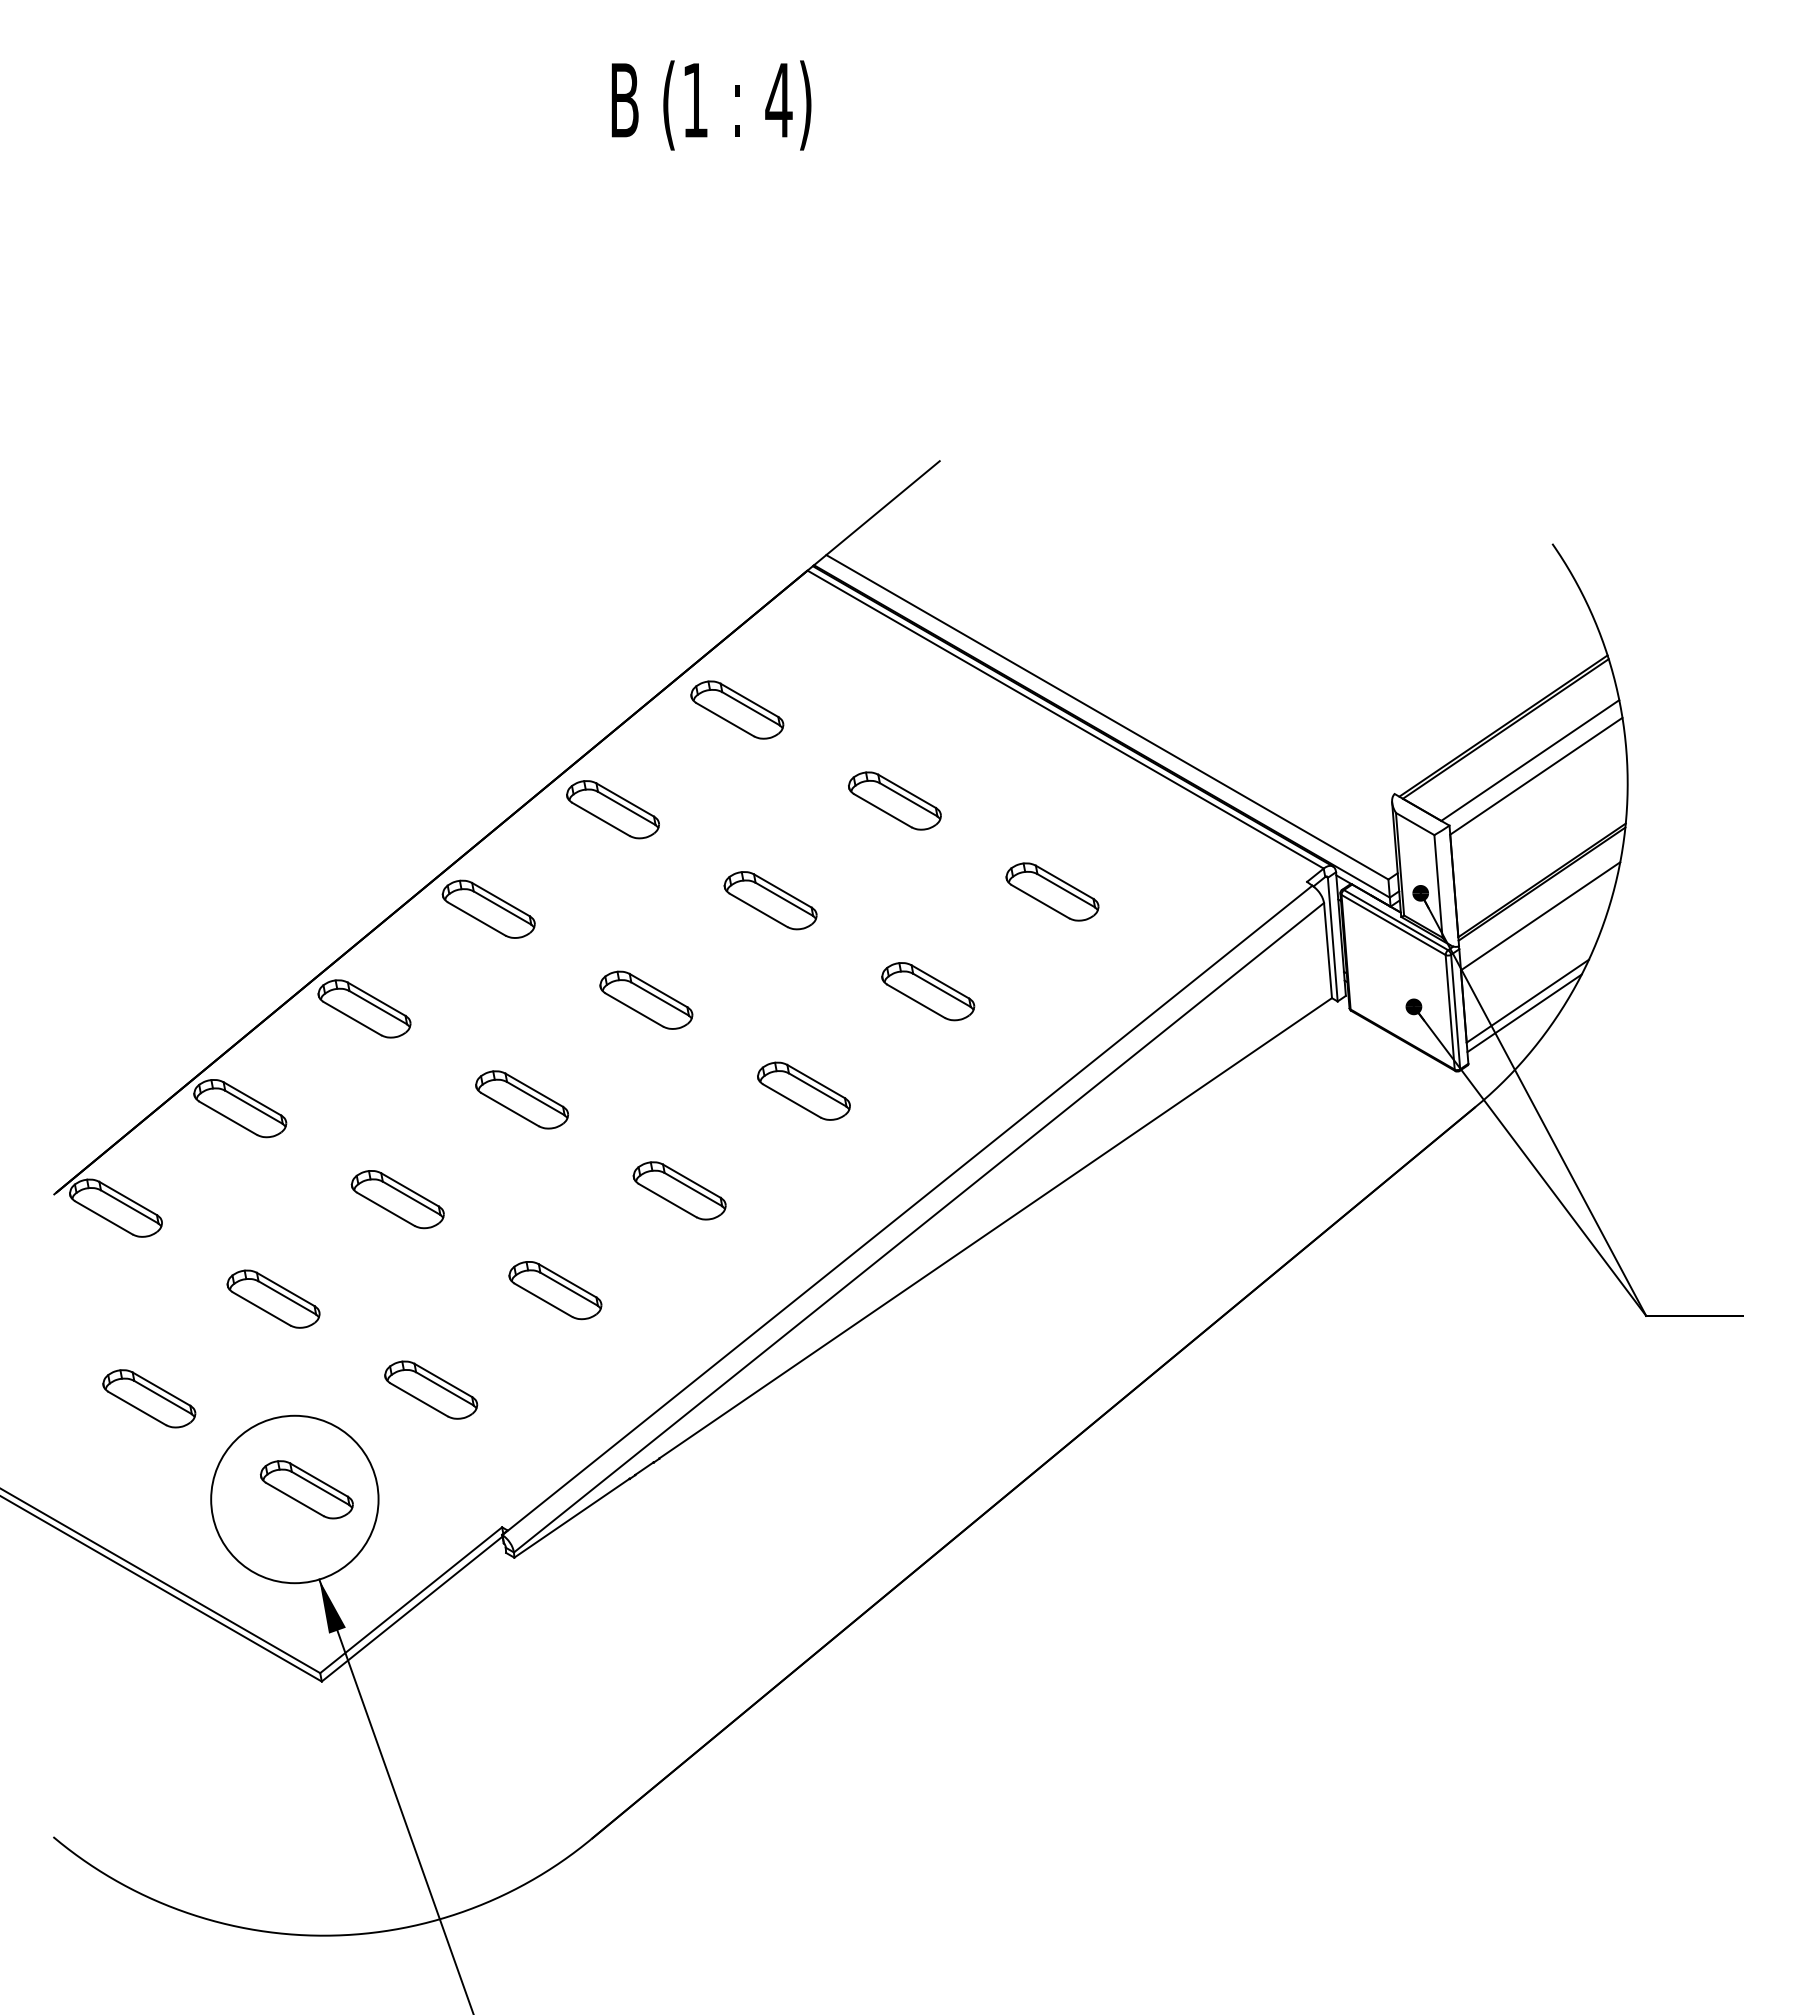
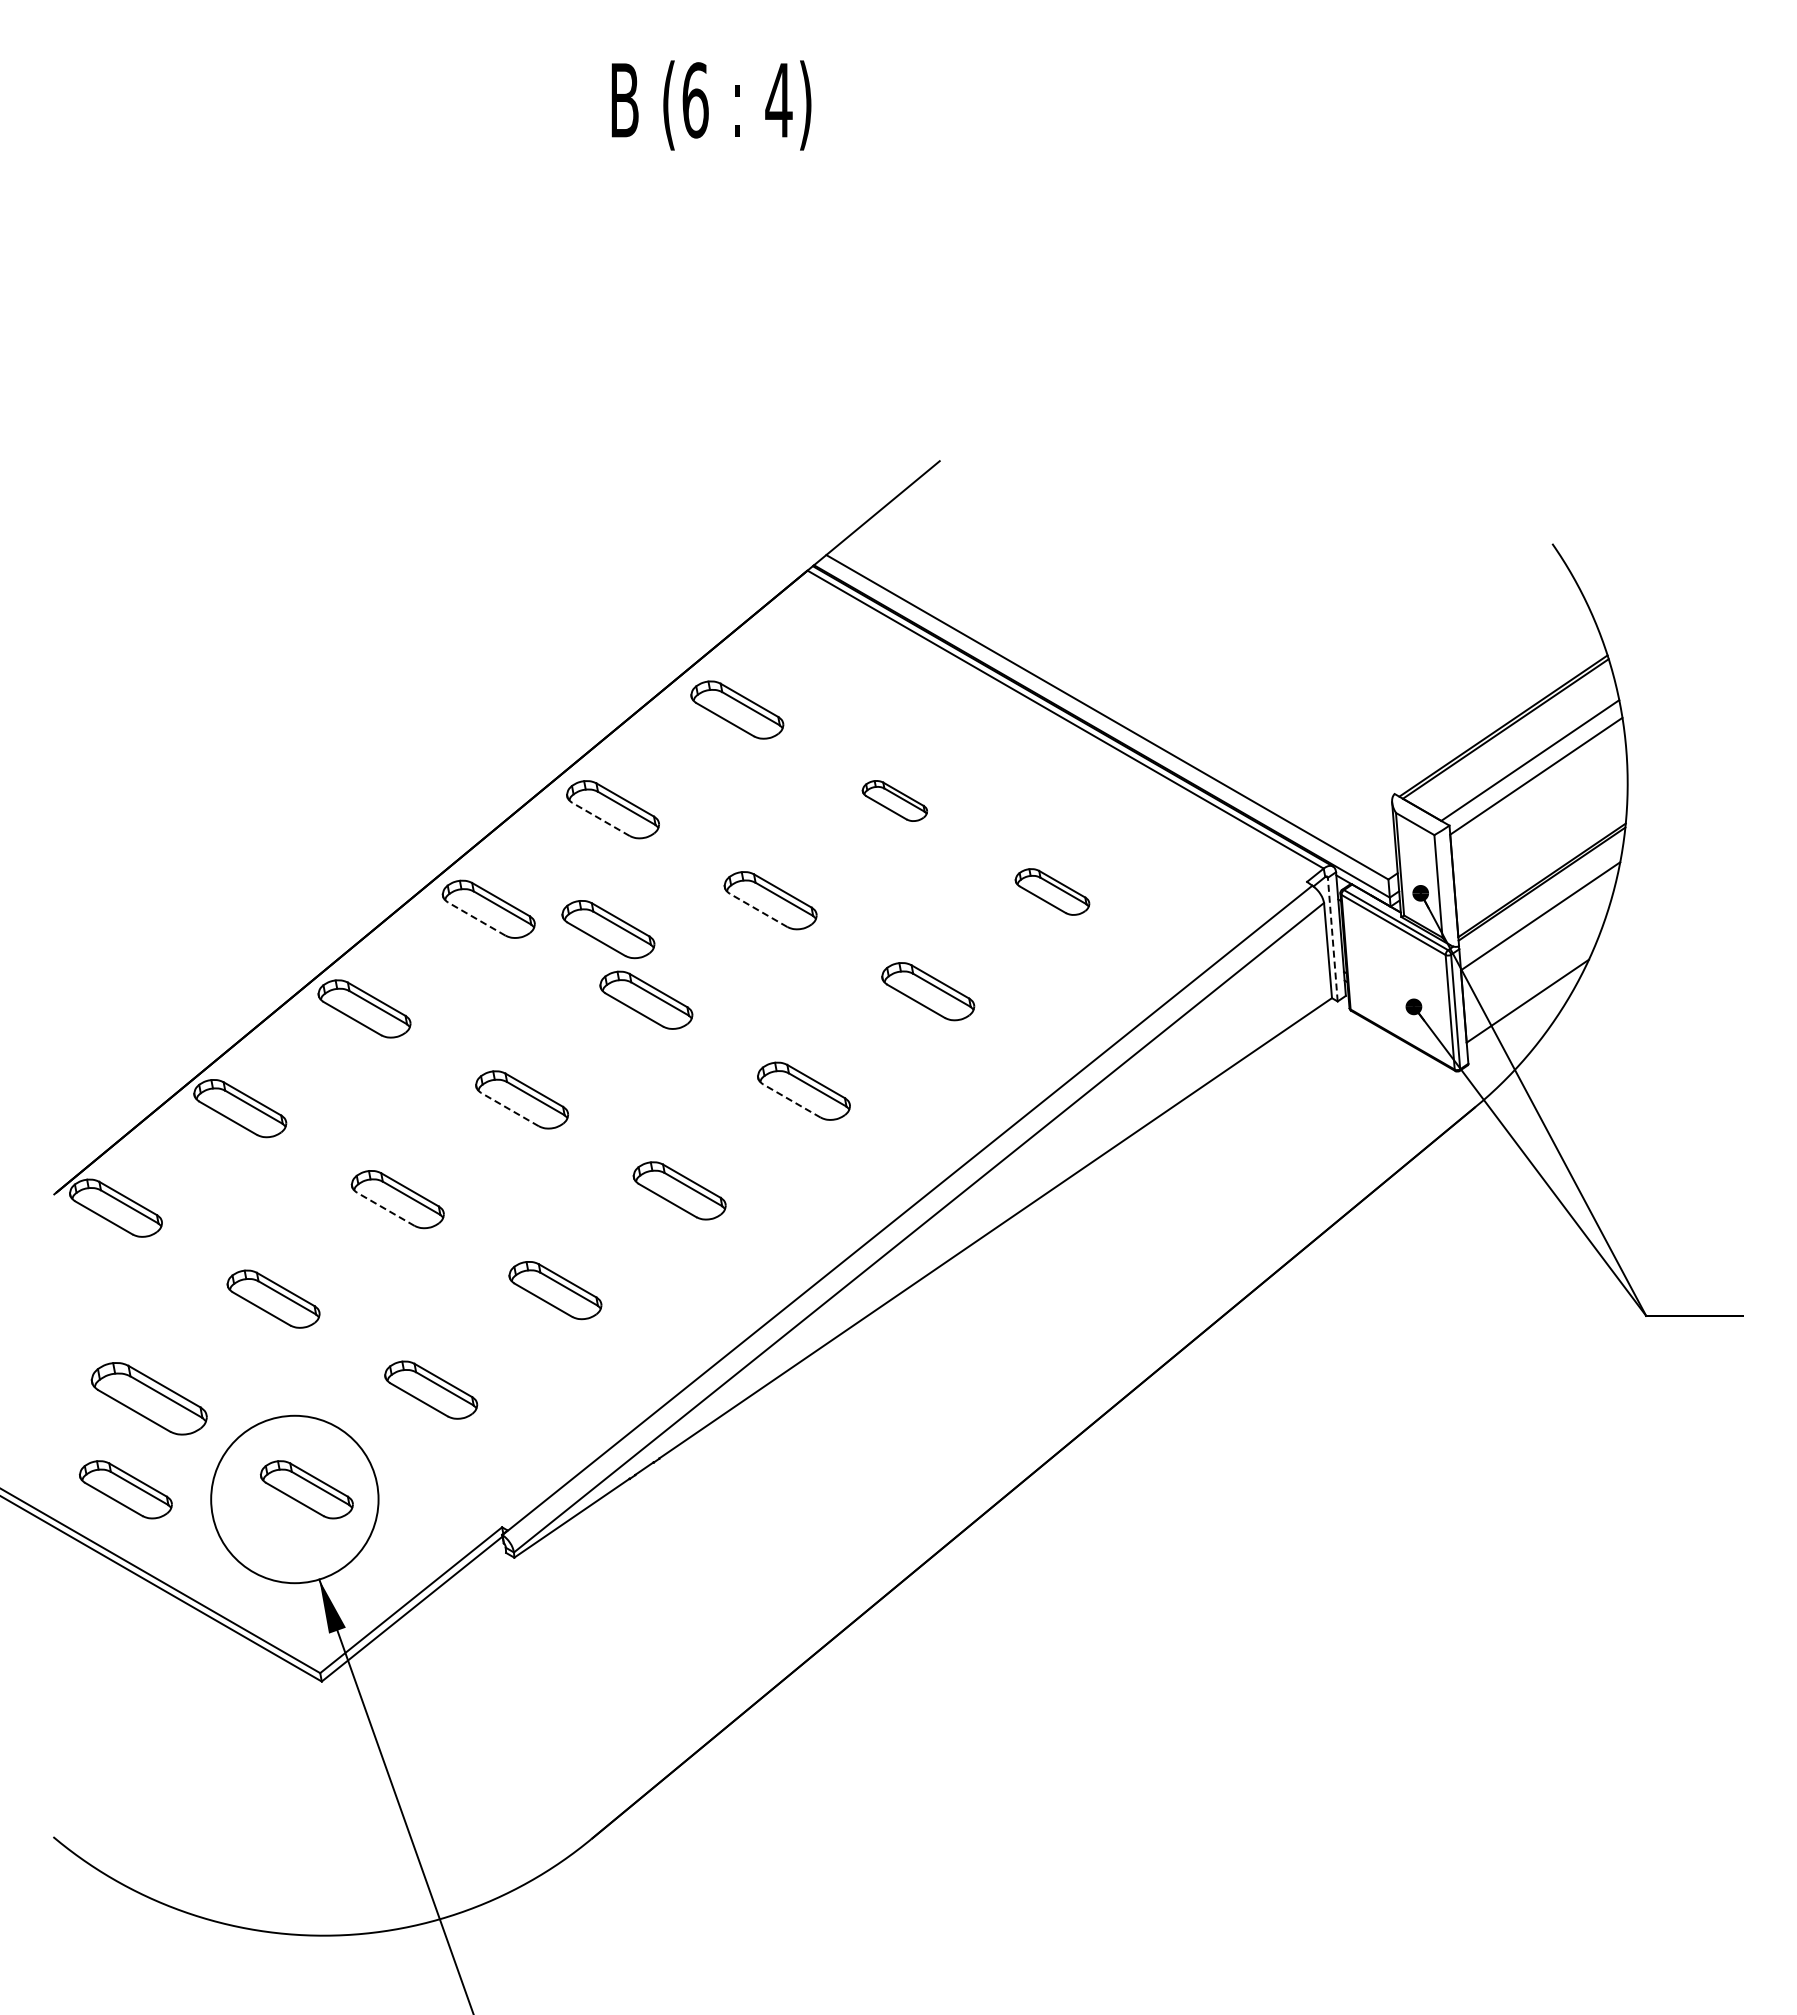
text: (1 -> (6 (695, 100)
part size: 94x60 px -> 67x42 px (894, 800)
line: solid -> dashed (600, 819)
part size: 95x60 px -> 77x48 px (1052, 891)
line: solid -> dashed (758, 910)
line: solid -> dashed (476, 918)
part: none -> present (608, 929)
line: solid -> dashed (1332, 939)
line: present -> none (1524, 1013)
line: solid -> dashed (791, 1100)
line: solid -> dashed (509, 1109)
line: solid -> dashed (385, 1209)
part size: 95x60 px -> 118x74 px (148, 1398)
part: none -> present (125, 1489)
